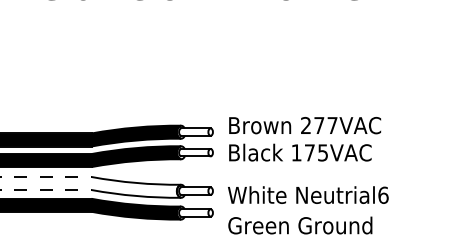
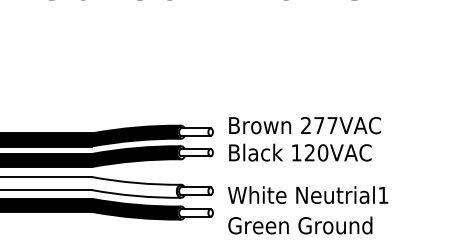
text: 175VAC -> 120VAC (316, 152)
line: dashed -> solid (46, 176)
line: dashed -> solid (46, 190)
text: Neutrial6 -> Neutrial1 (383, 194)
